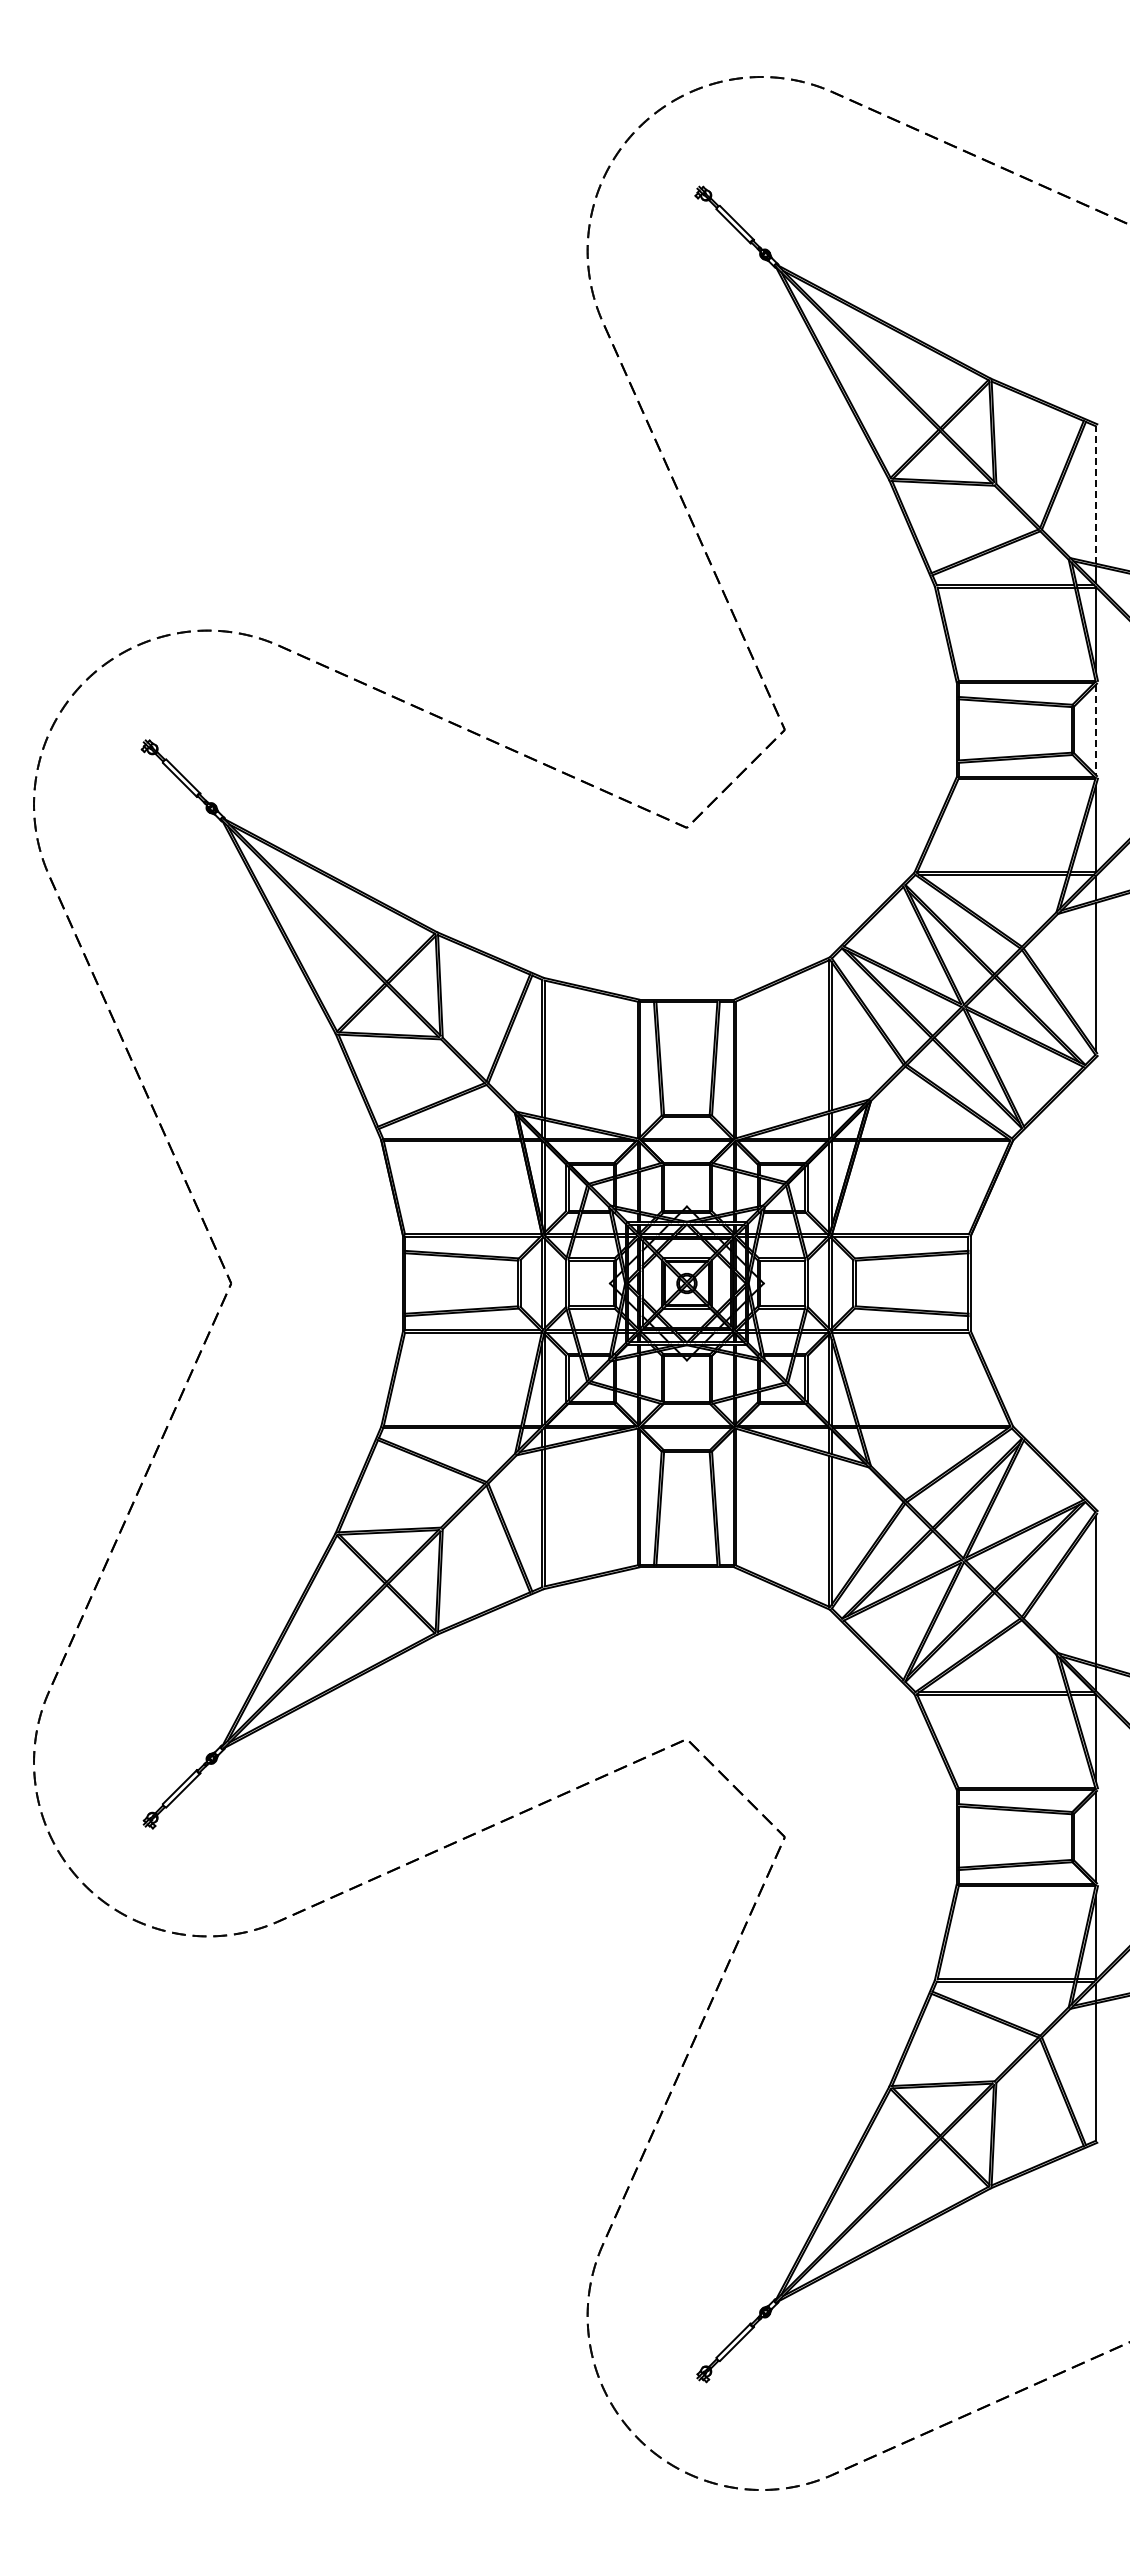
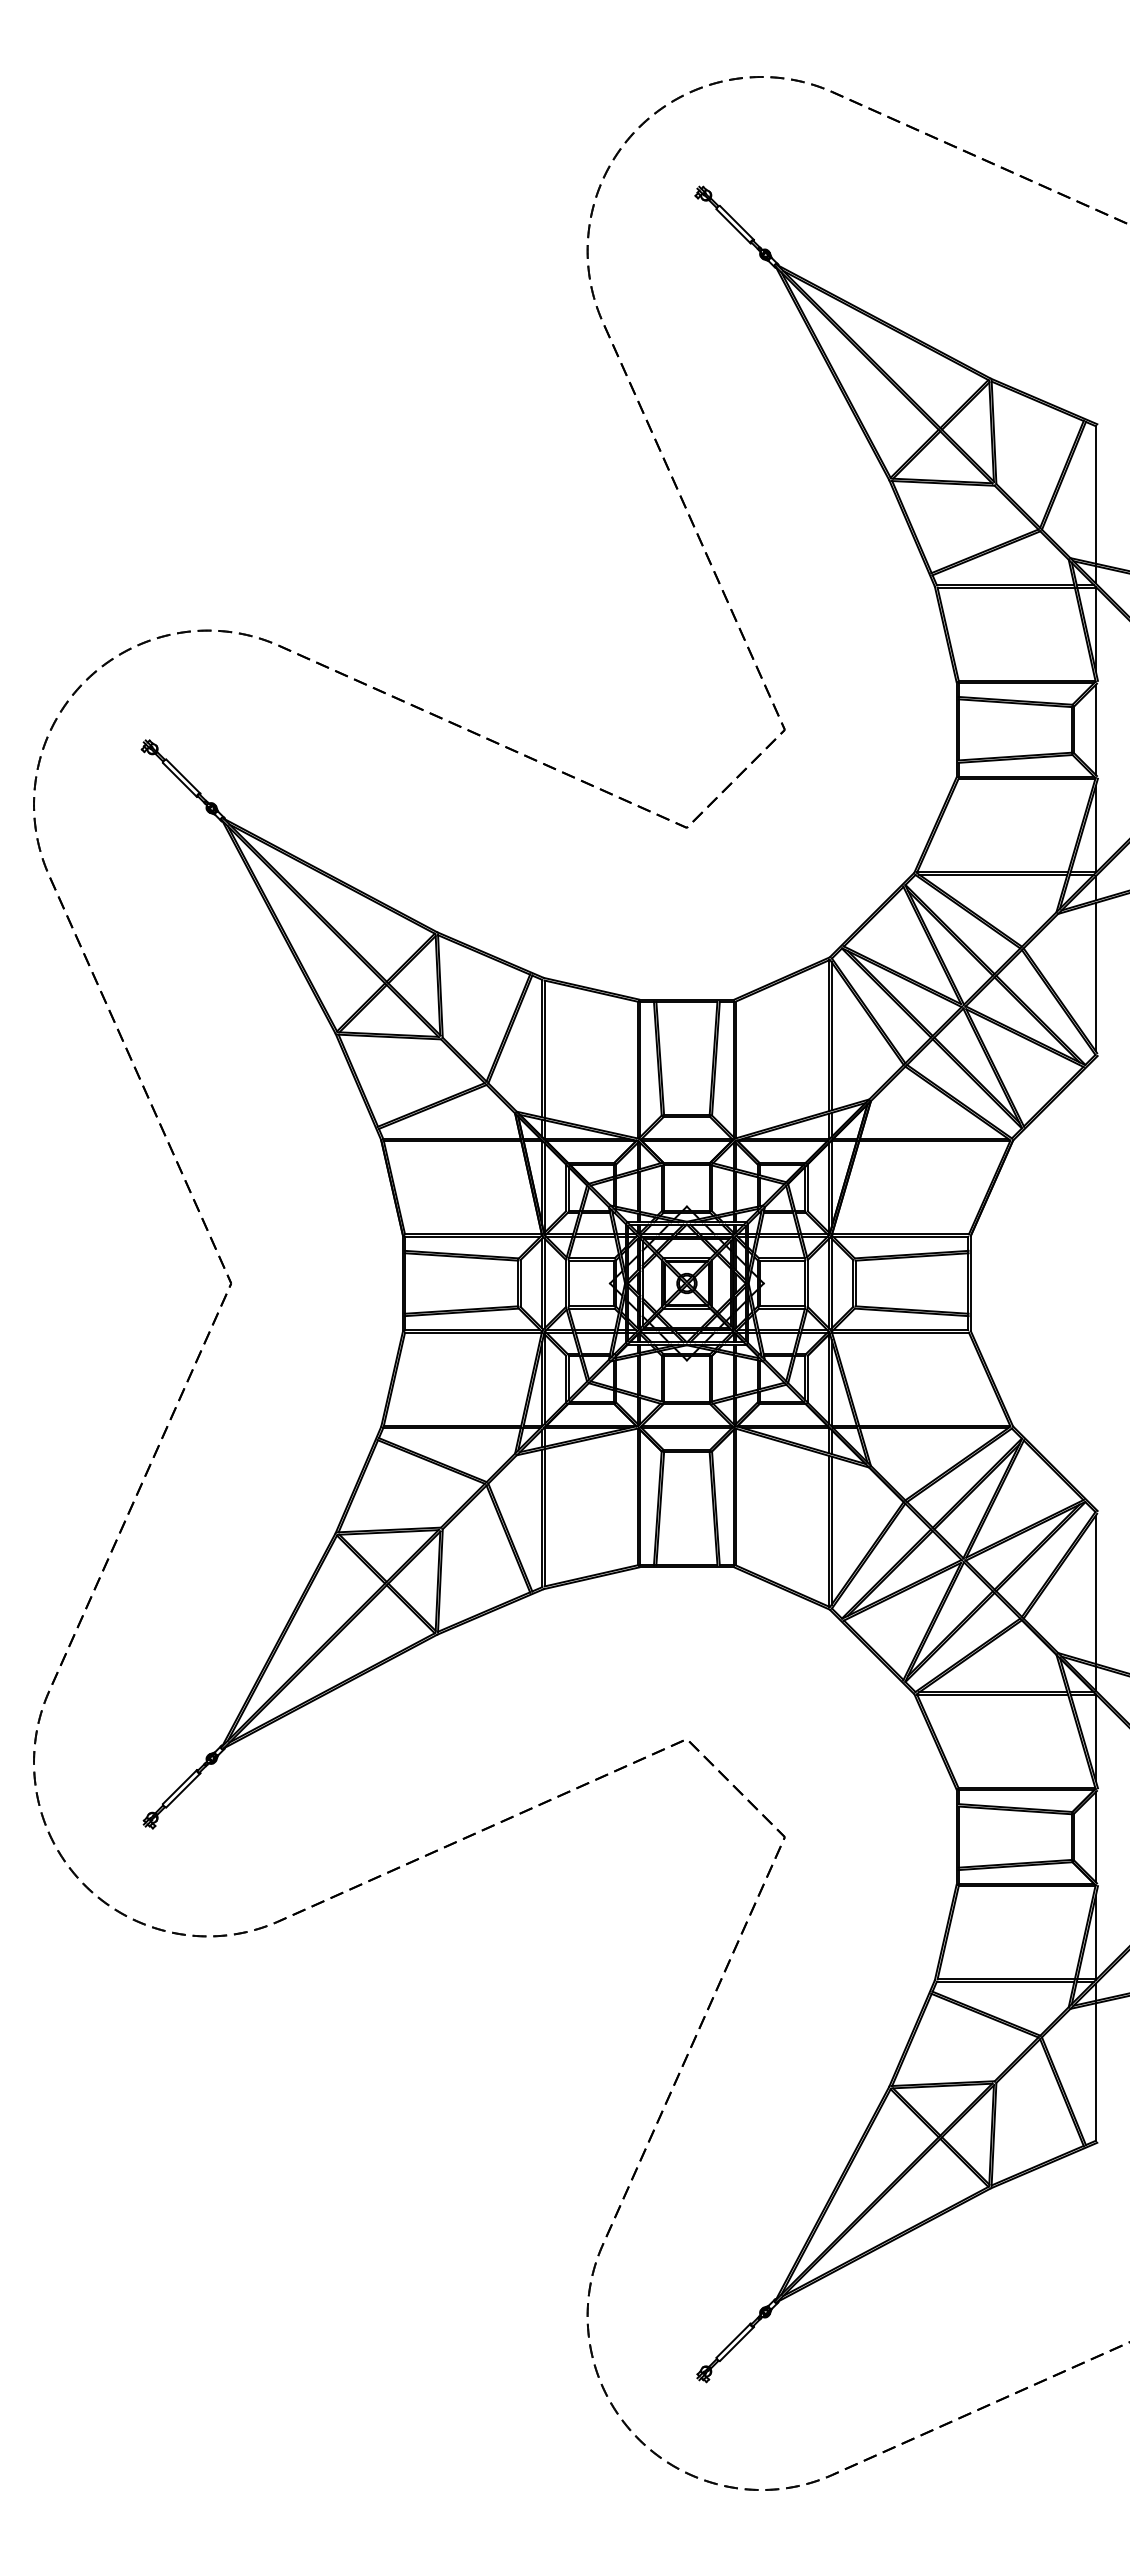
line: dashed -> solid (1095, 494)
line: dashed -> solid (1095, 729)
